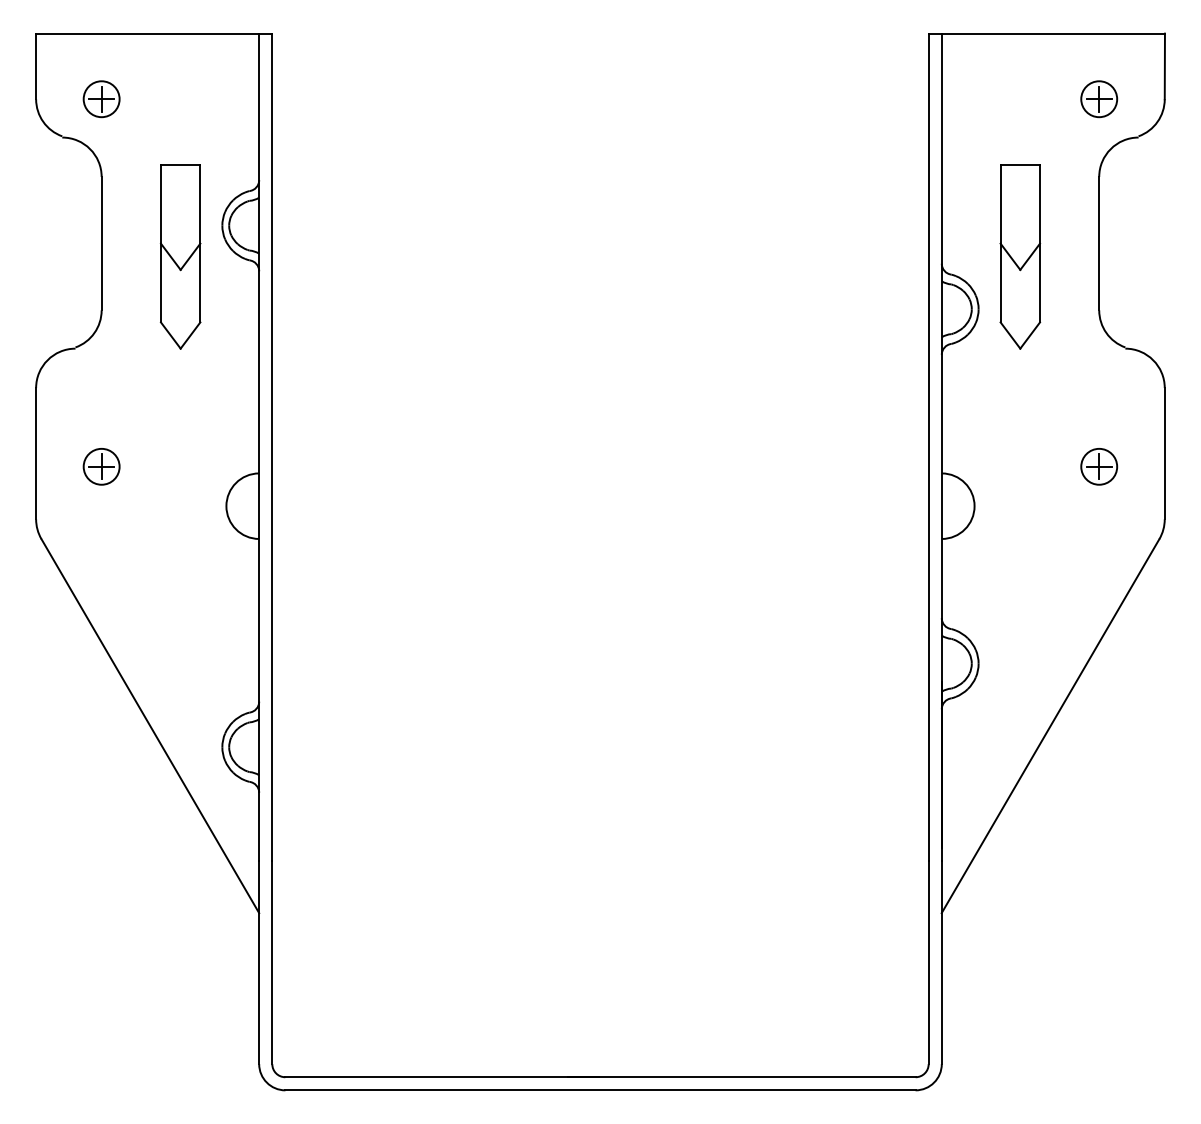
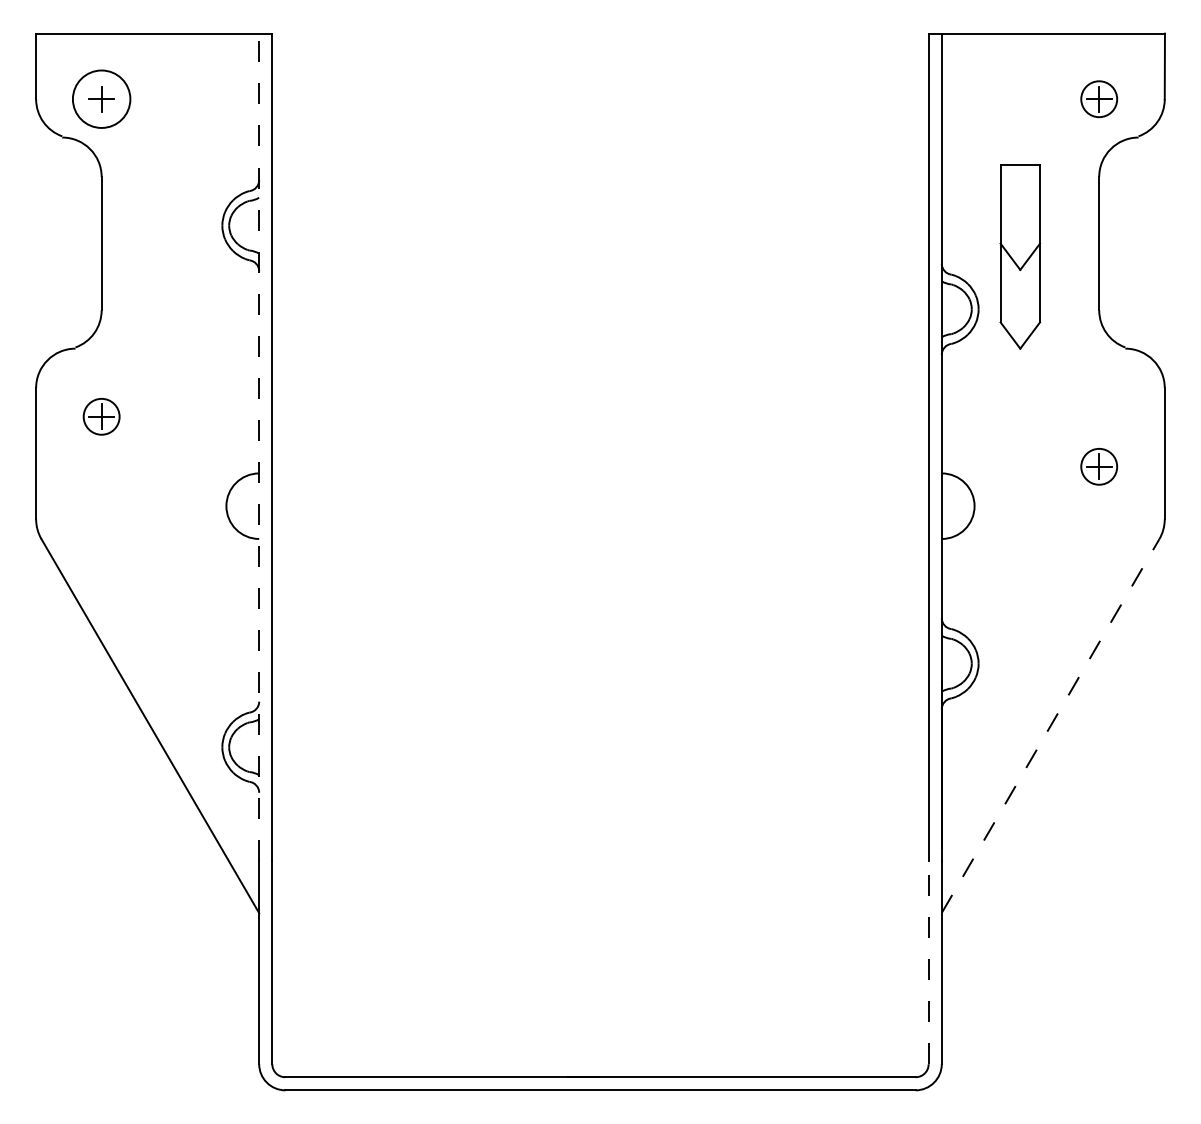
circle diameter: 36 px -> 57 px (101, 98)
part: present -> none (180, 256)
line: solid -> dashed (259, 446)
part position: (101, 466) -> (101, 416) (101, 416)
line: solid -> dashed (1050, 725)
line: solid -> dashed (928, 962)
